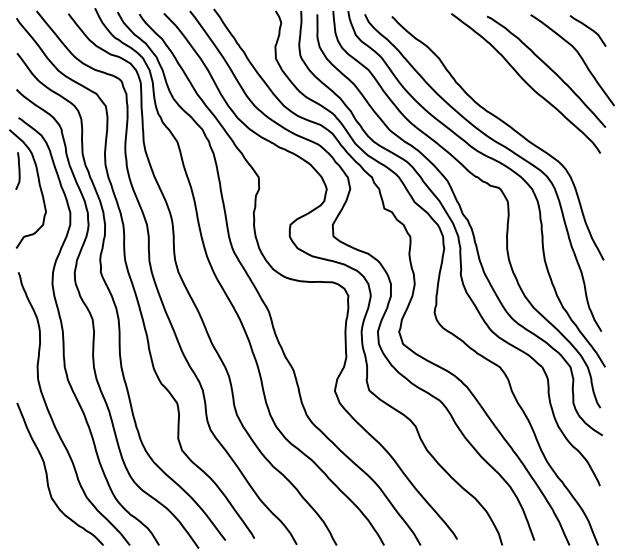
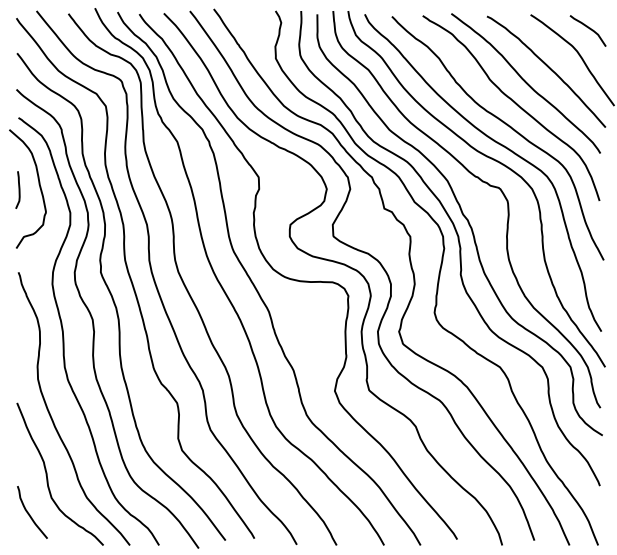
curve: none -> present (514, 103)
curve position: (18, 170) -> (18, 189) (18, 189)
curve: none -> present (30, 514)
